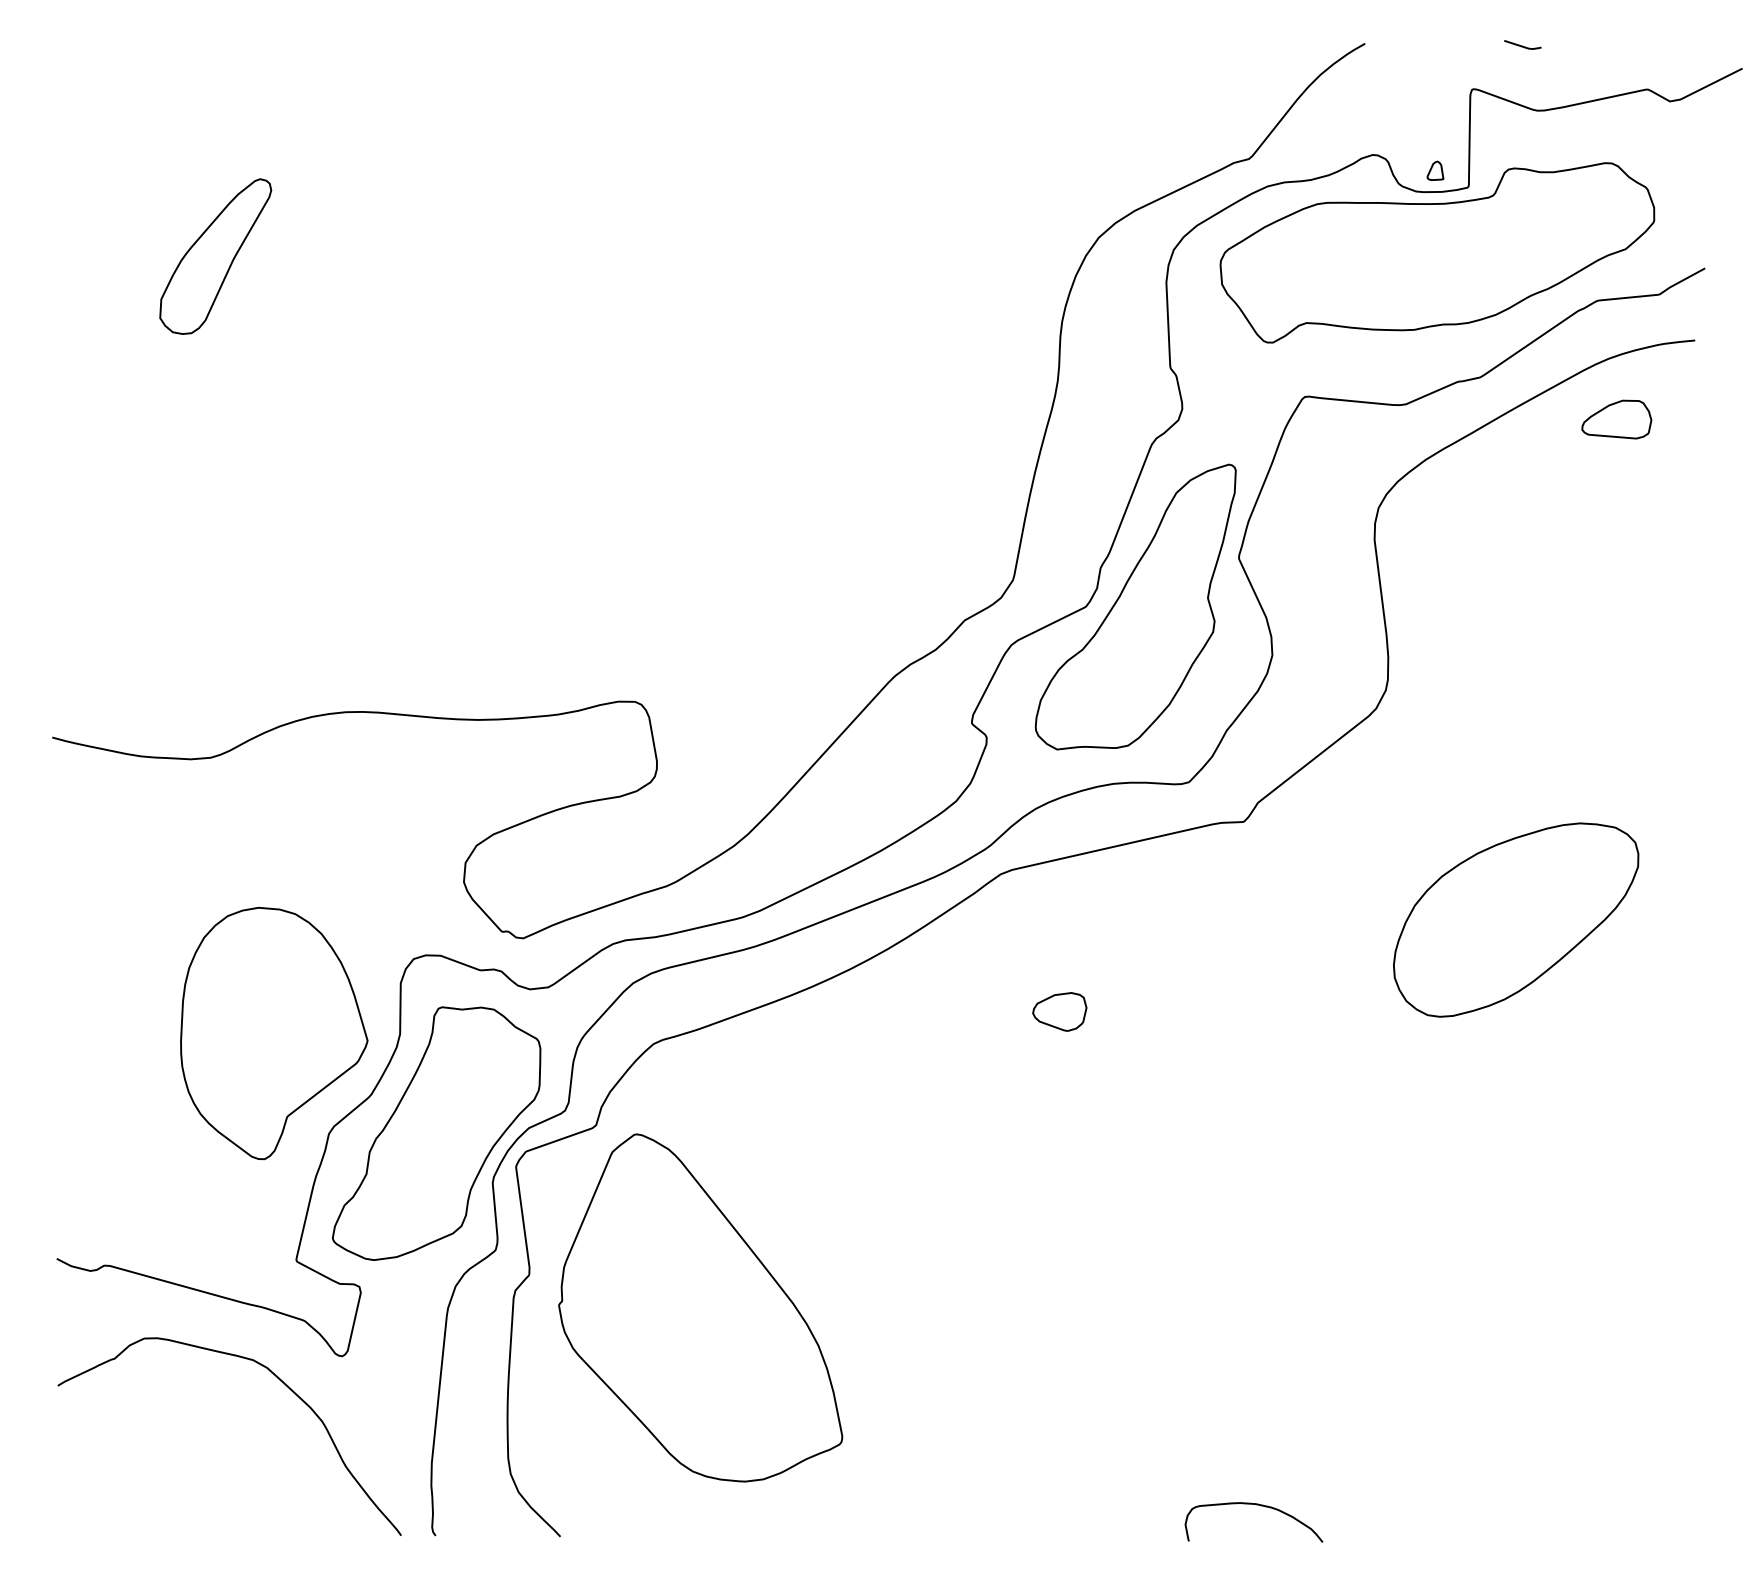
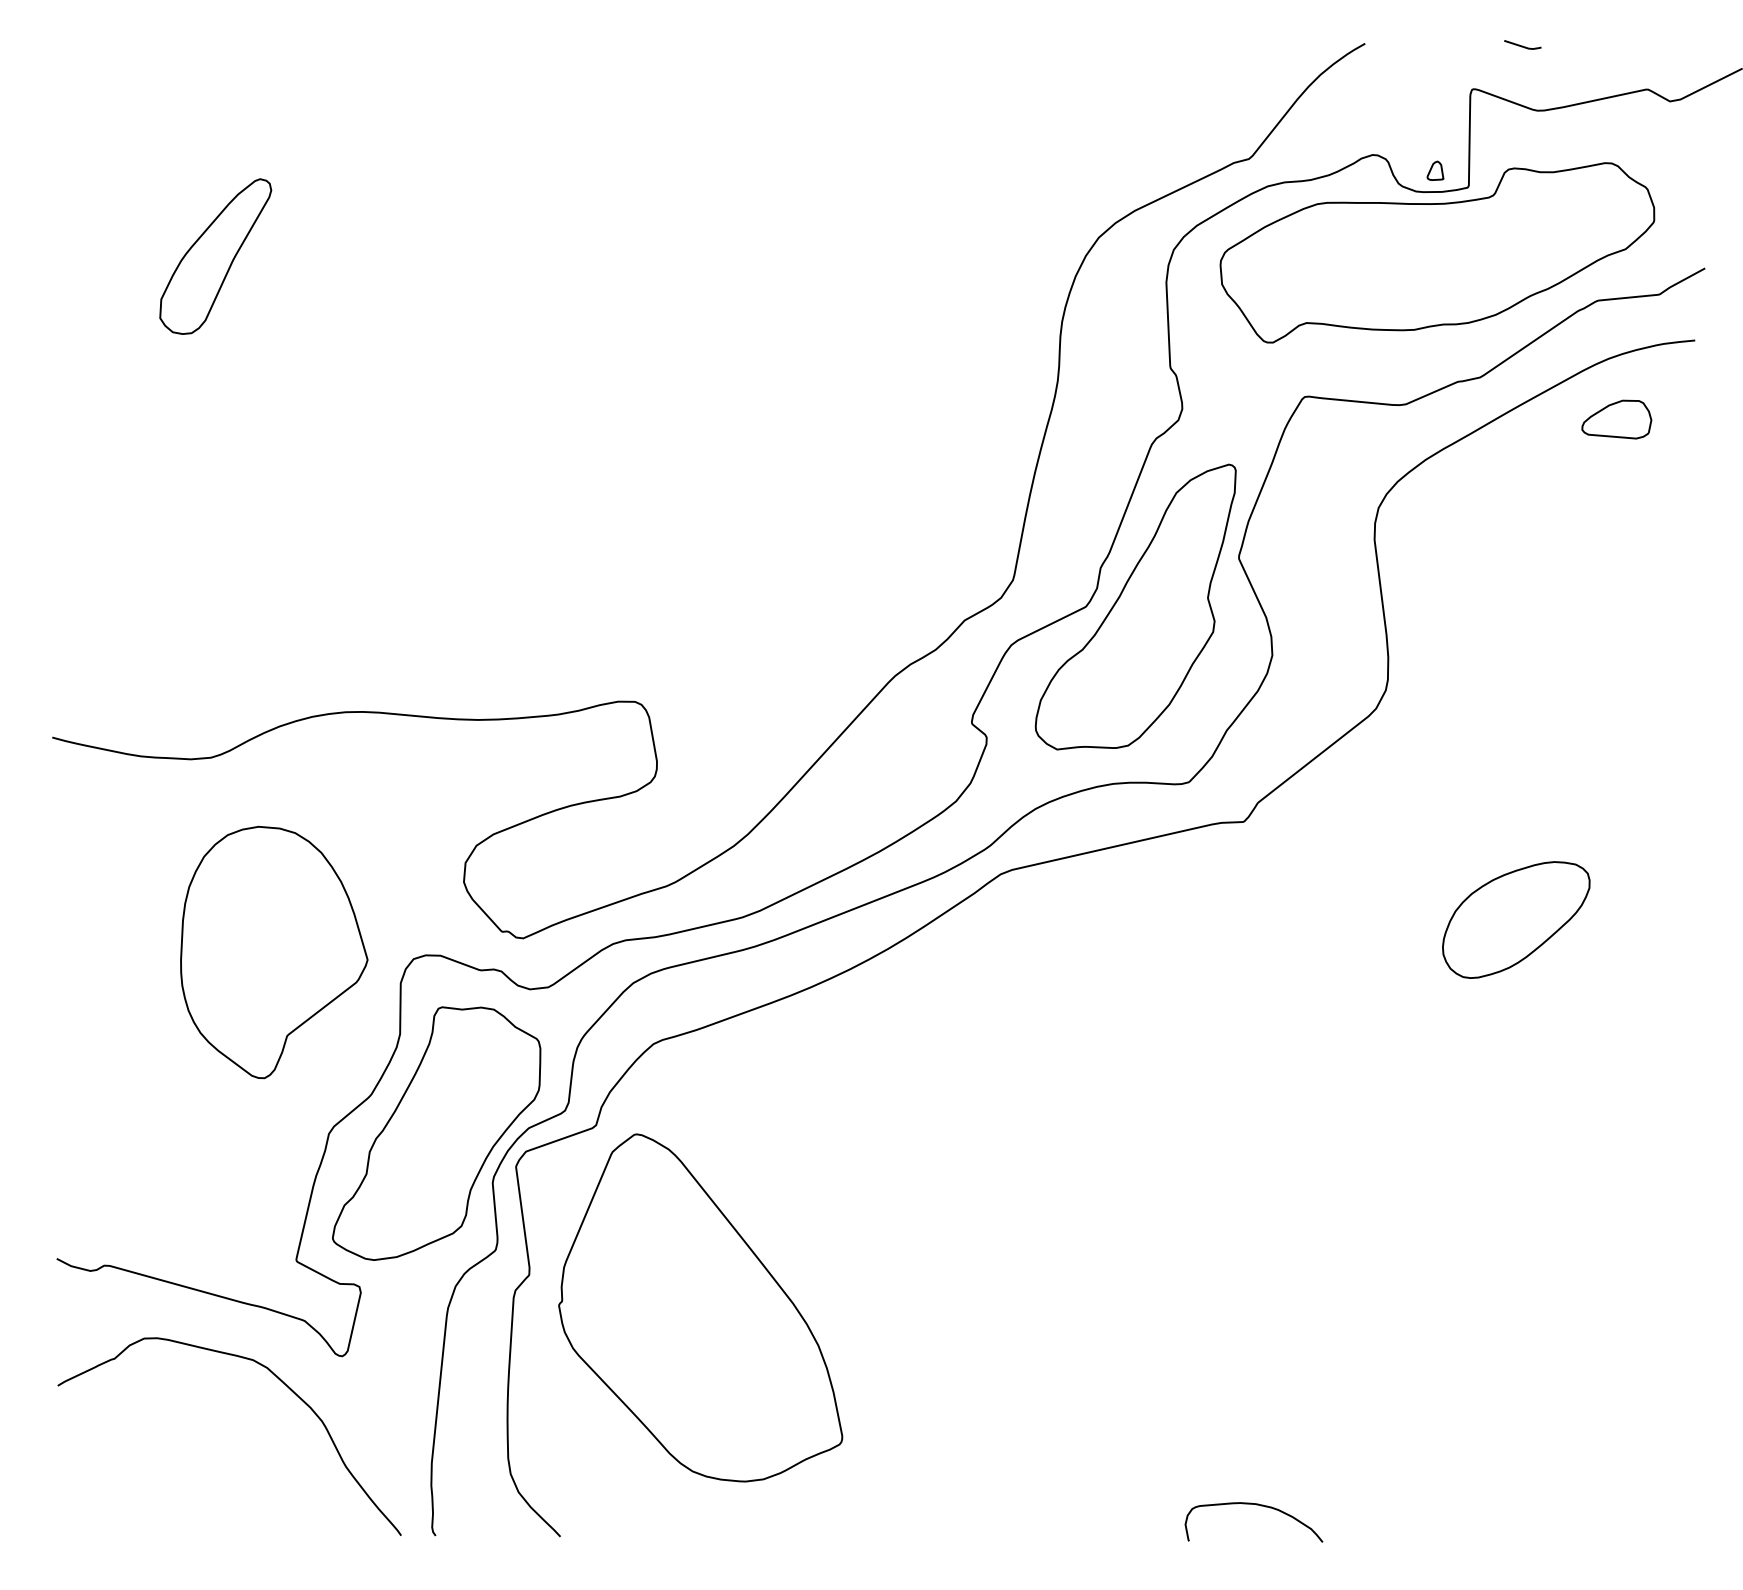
part size: 247x196 px -> 149x118 px (1516, 919)
part: present -> none (1059, 1011)
part position: (274, 1033) -> (274, 952) (274, 952)
